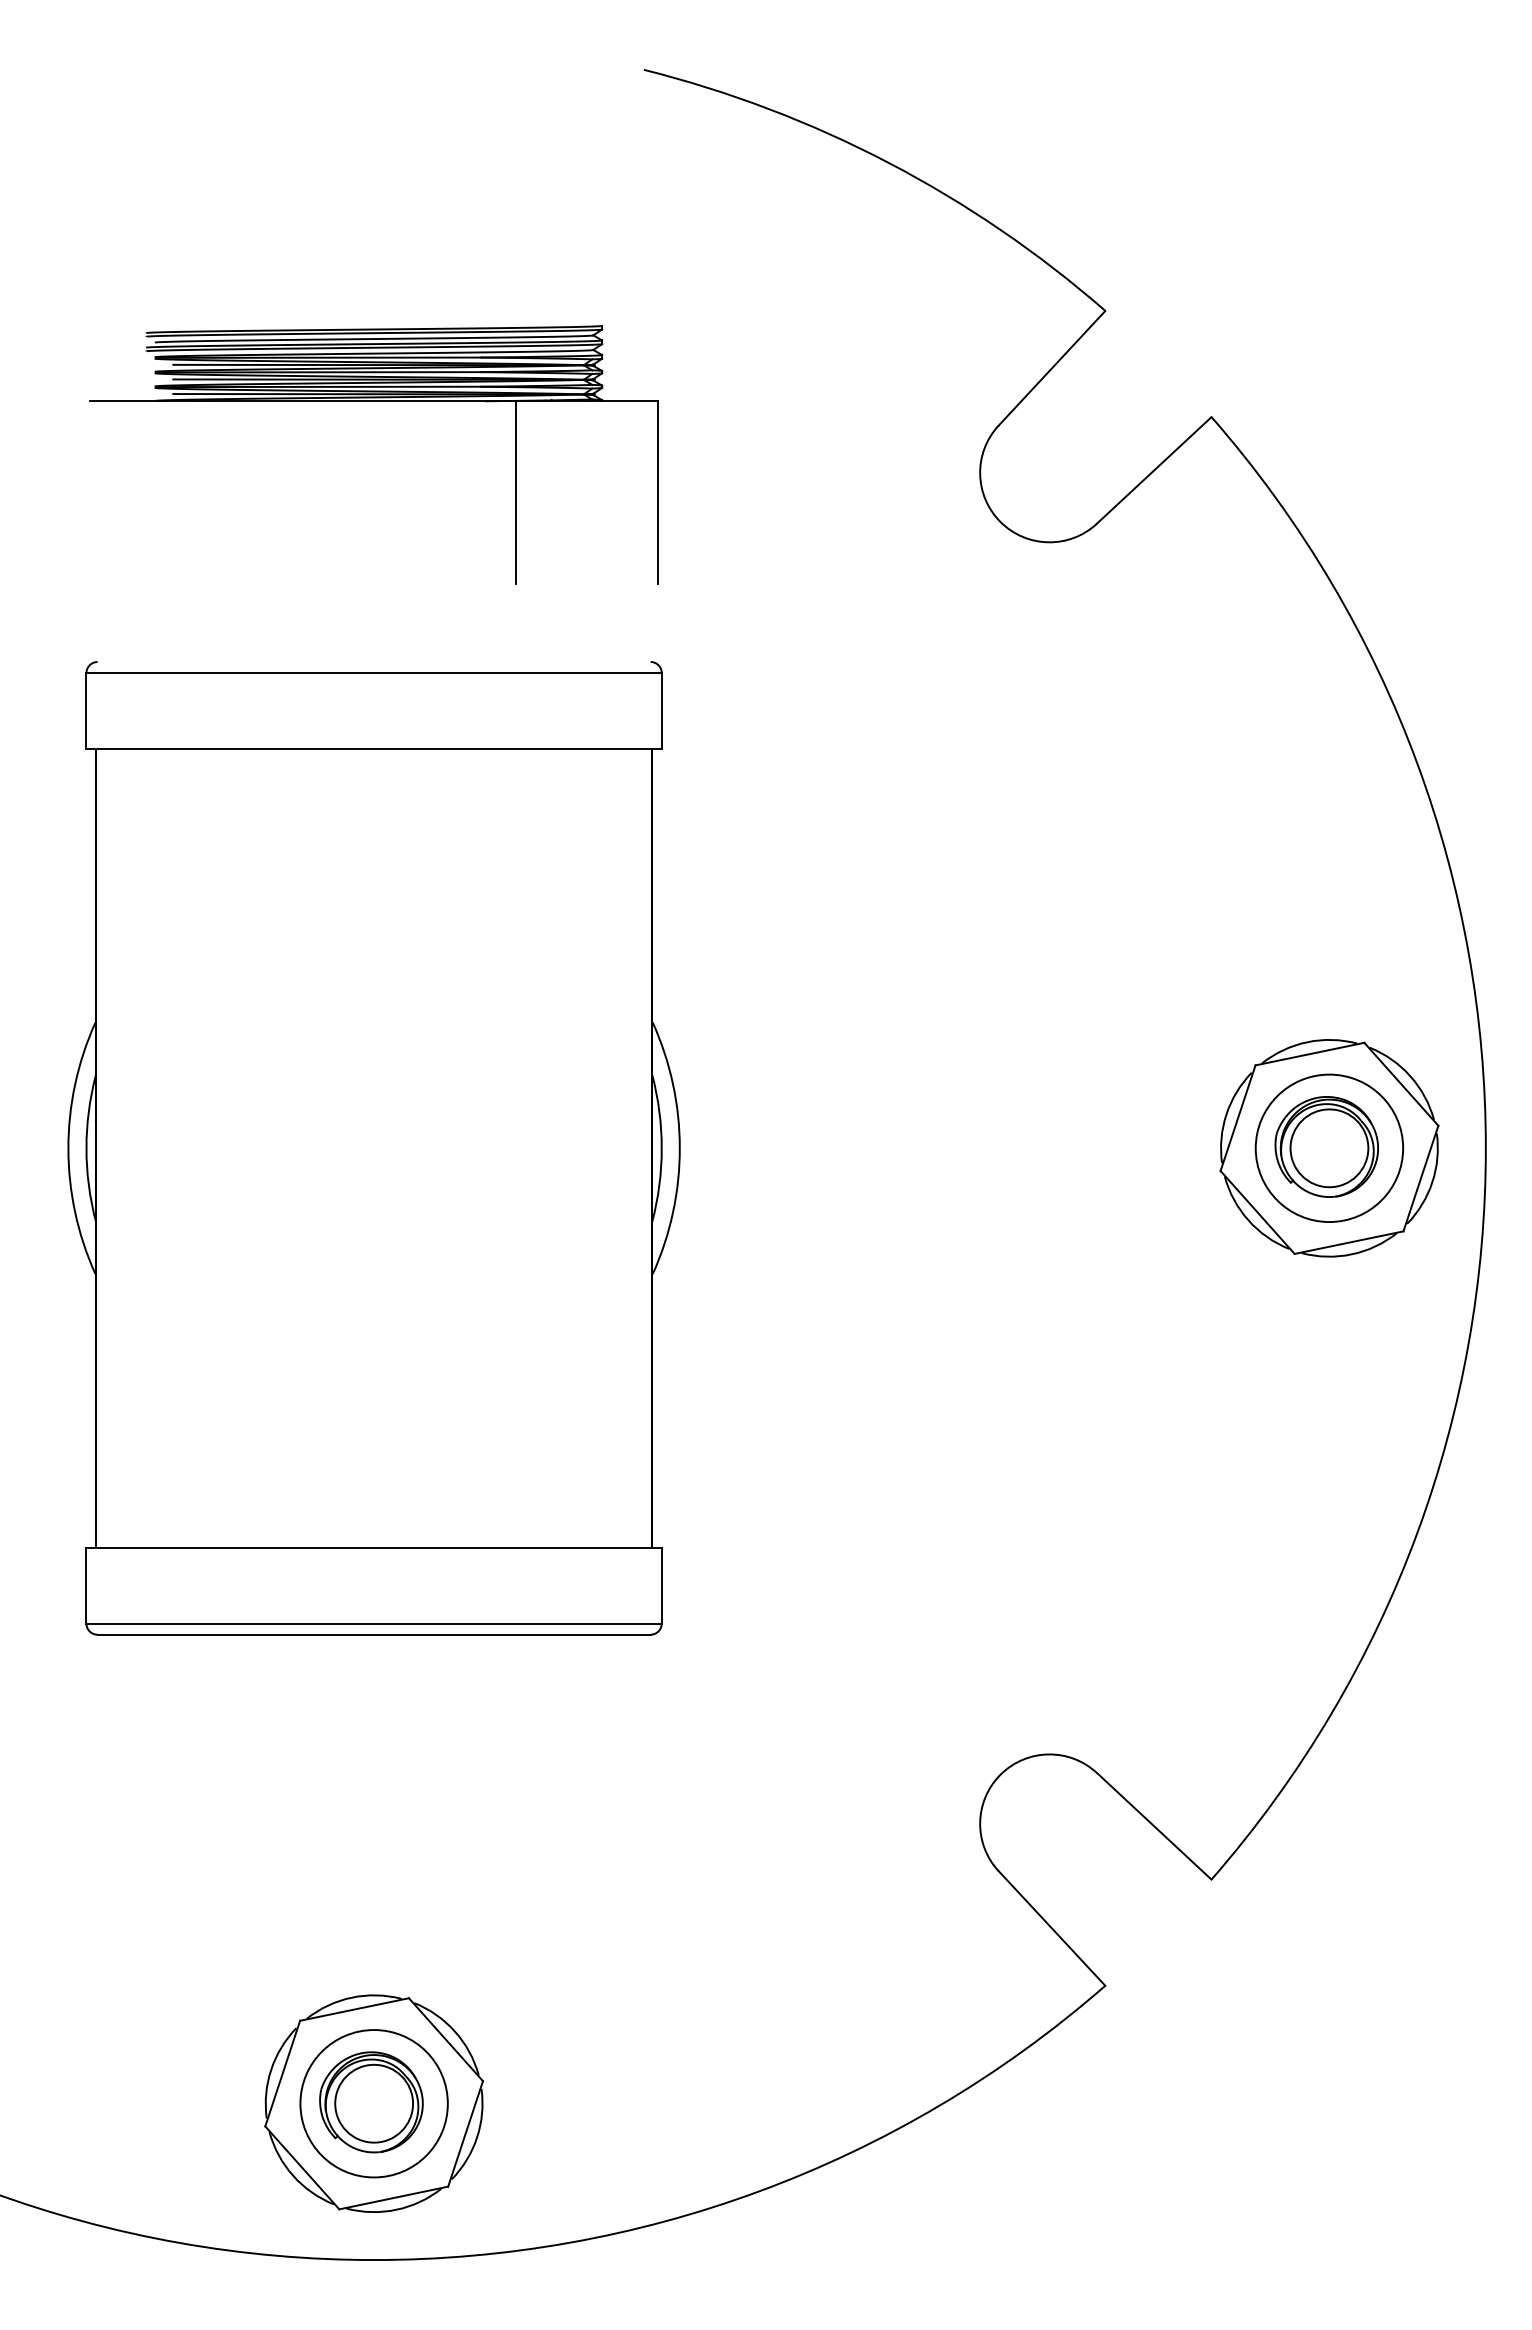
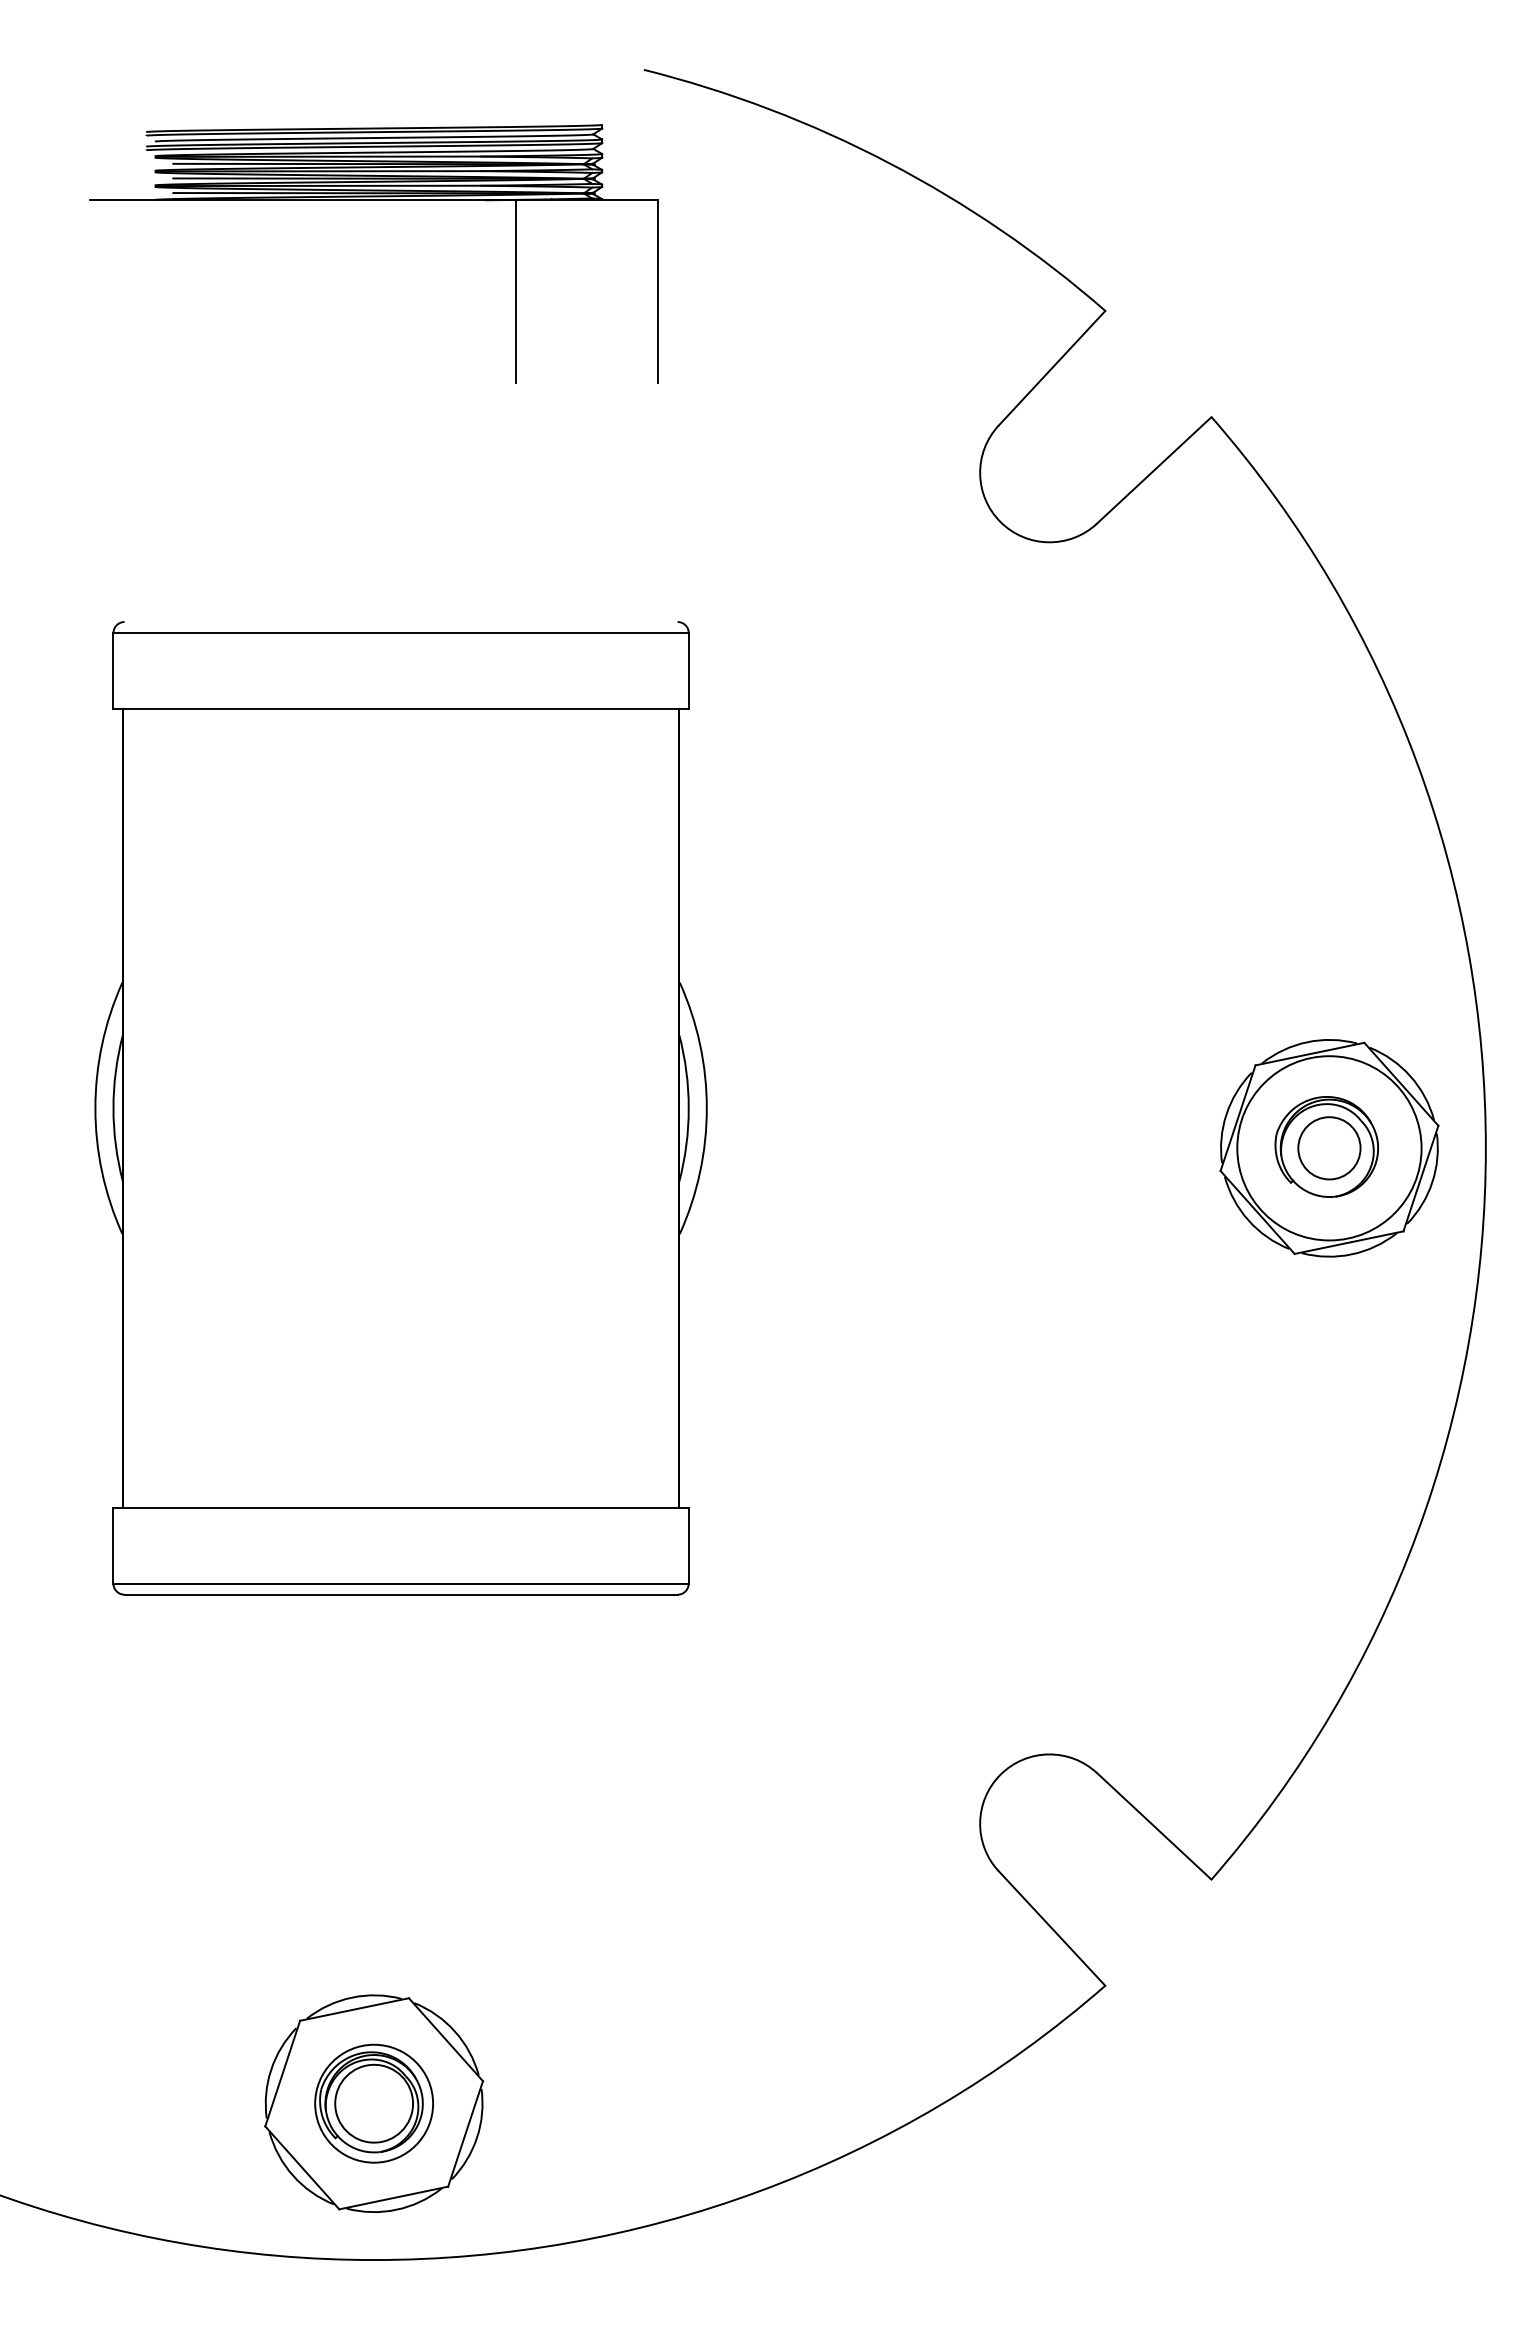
part position: (373, 401) -> (373, 200) (373, 200)
part position: (373, 1148) -> (400, 1108) (400, 1108)
circle diameter: 147 px -> 184 px (1329, 1148)
circle diameter: 78 px -> 62 px (1329, 1148)
circle diameter: 147 px -> 118 px (374, 2103)
